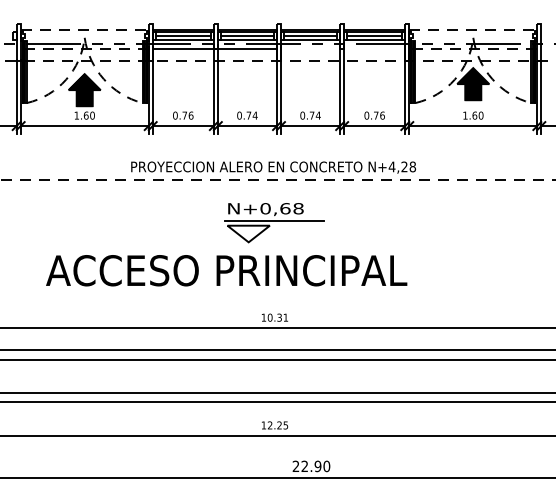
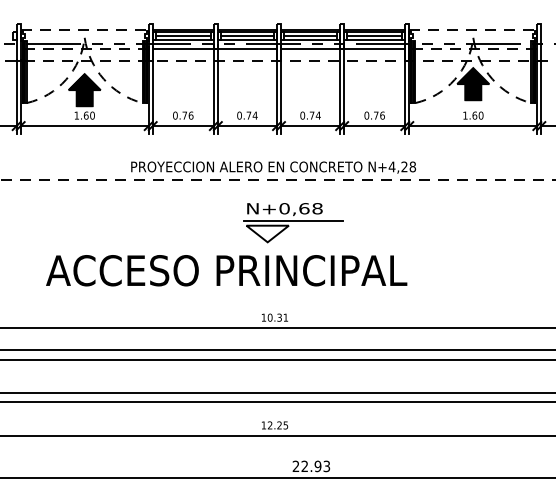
line: none -> present (343, 48)
part position: (274, 223) -> (293, 223) (293, 223)
text: 22.90 -> 22.93 (326, 466)
